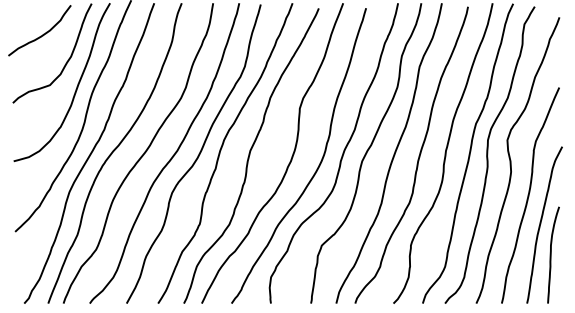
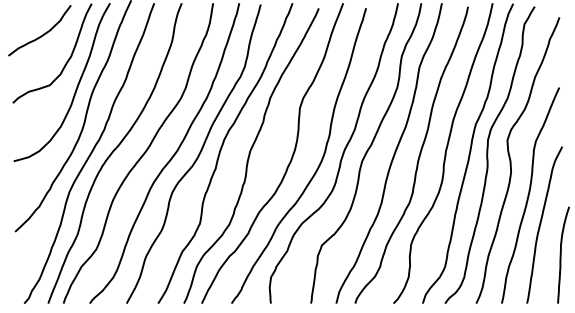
curve position: (551, 254) -> (561, 254) (561, 254)
